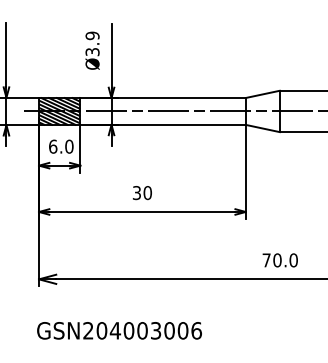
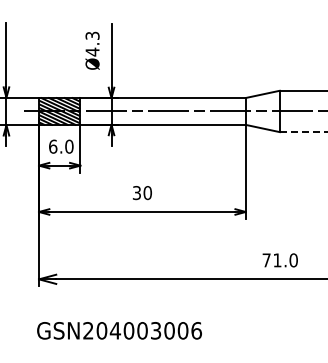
text: Ø3.9 -> Ø4.3 (92, 43)
line: solid -> dashed (303, 132)
text: 70.0 -> 71.0 (277, 260)
